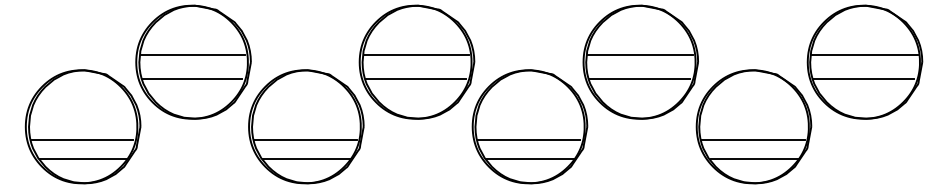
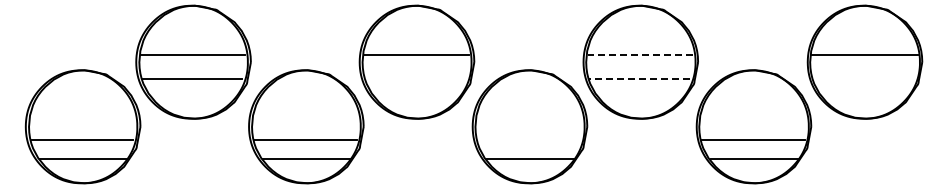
line: solid -> dashed (640, 54)
line: present -> none (415, 79)
line: solid -> dashed (639, 79)
line: present -> none (863, 79)
line: present -> none (528, 139)
